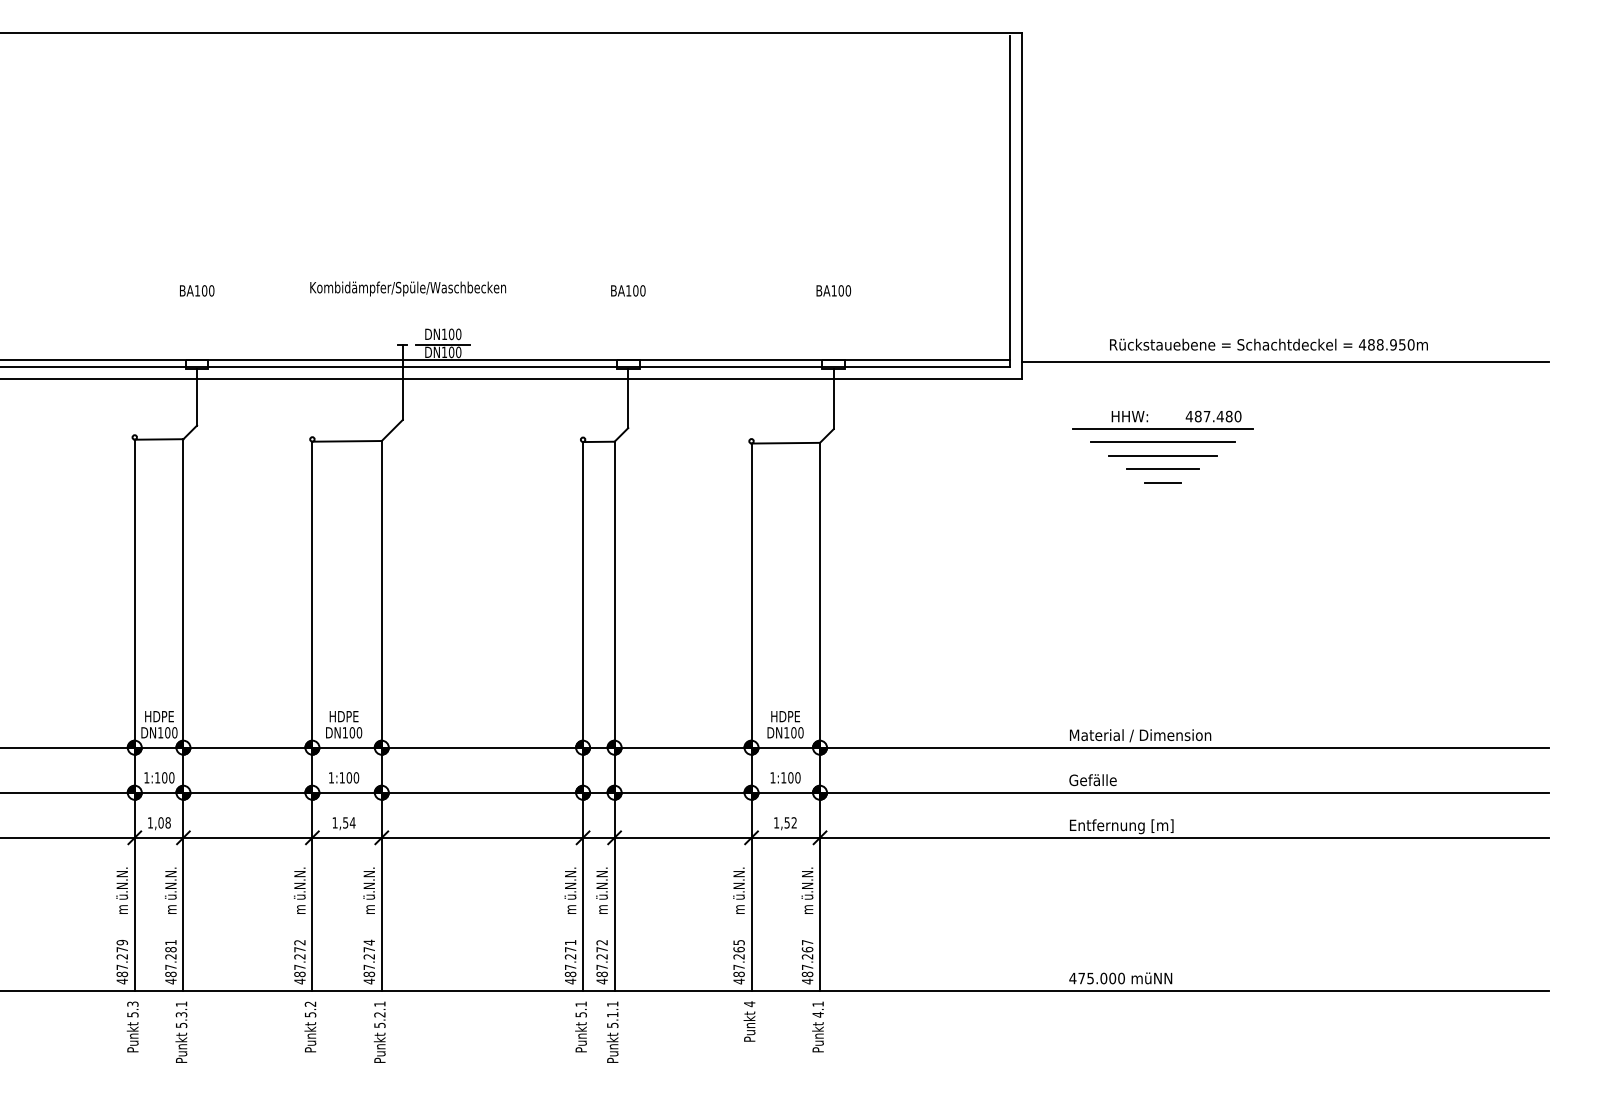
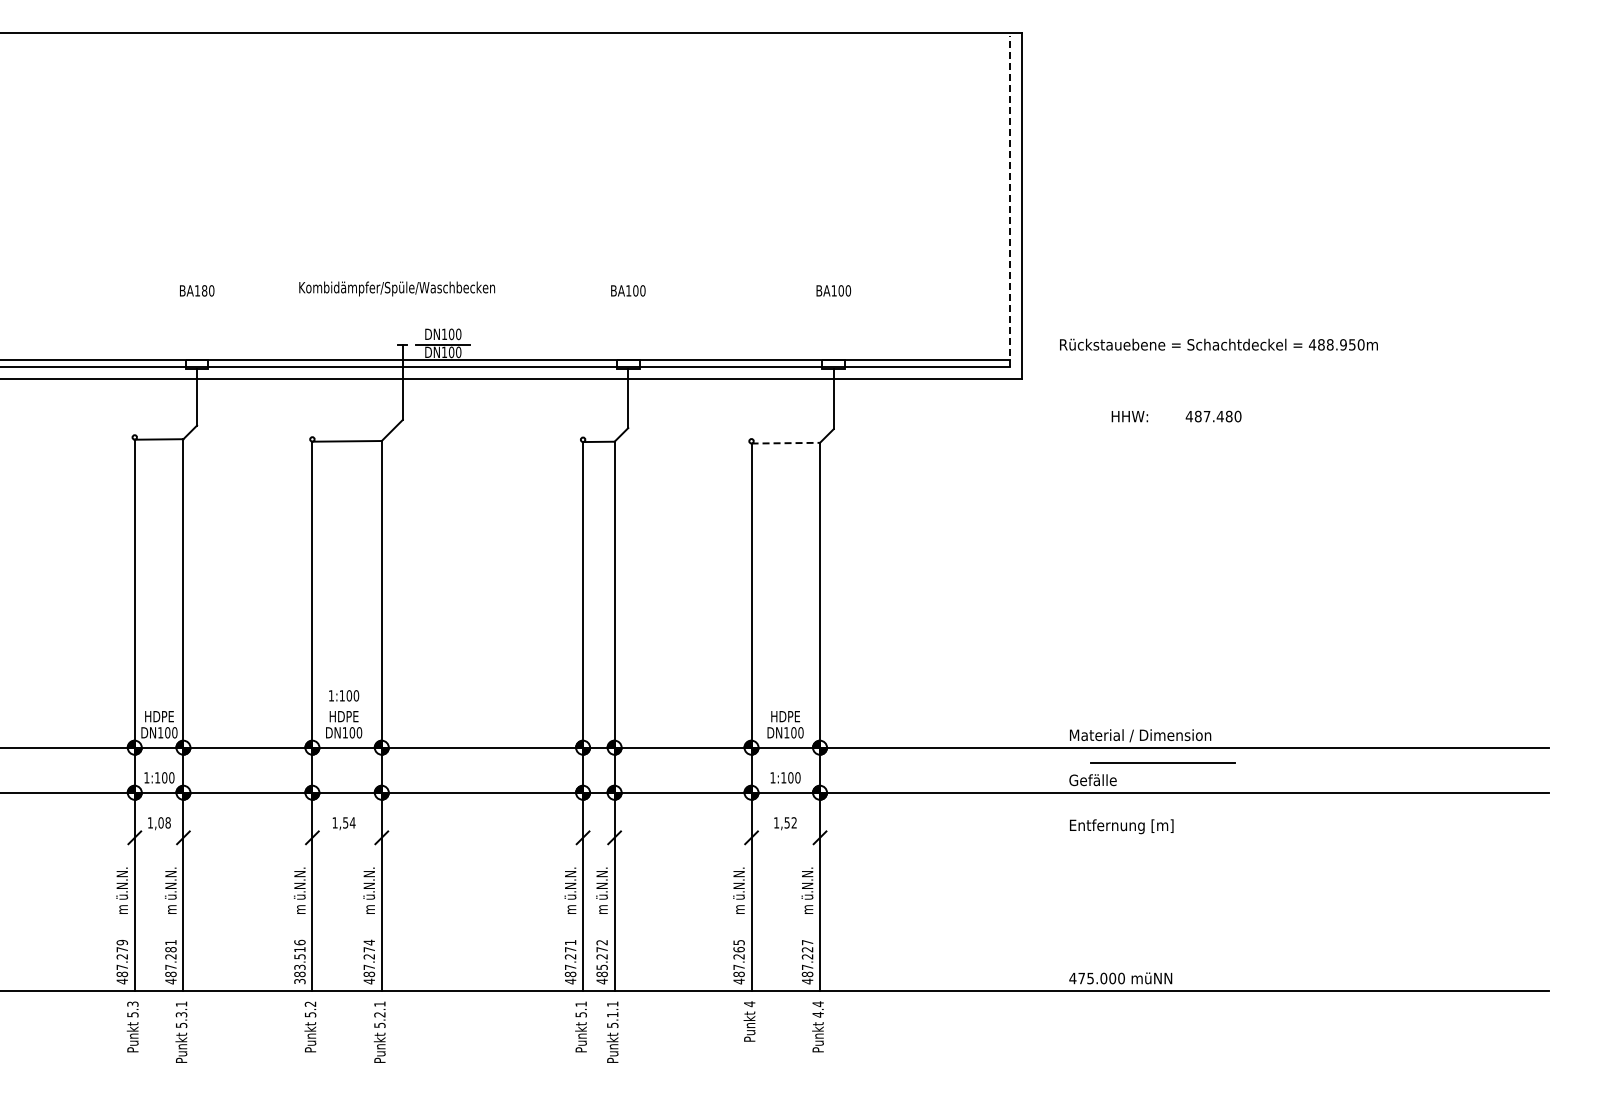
line: solid -> dashed (1010, 201)
text position: (408, 288) -> (397, 288) (397, 288)
text: BA100 -> BA180 (204, 290)
text position: (1268, 344) -> (1218, 344) (1218, 344)
line: present -> none (1285, 362)
line: present -> none (1162, 428)
line position: (1162, 441) -> (1162, 762) (1162, 762)
line: solid -> dashed (786, 443)
line: present -> none (1162, 455)
line: present -> none (1162, 469)
line: present -> none (1162, 482)
text position: (344, 777) -> (344, 695) (344, 695)
line: present -> none (775, 837)
text: 487.267 -> 487.227 (807, 949)
text: 487.272 -> 383.516 (299, 961)
text: 487.272 -> 485.272 (601, 966)
text: 4.1 -> 4.4 (817, 1004)
